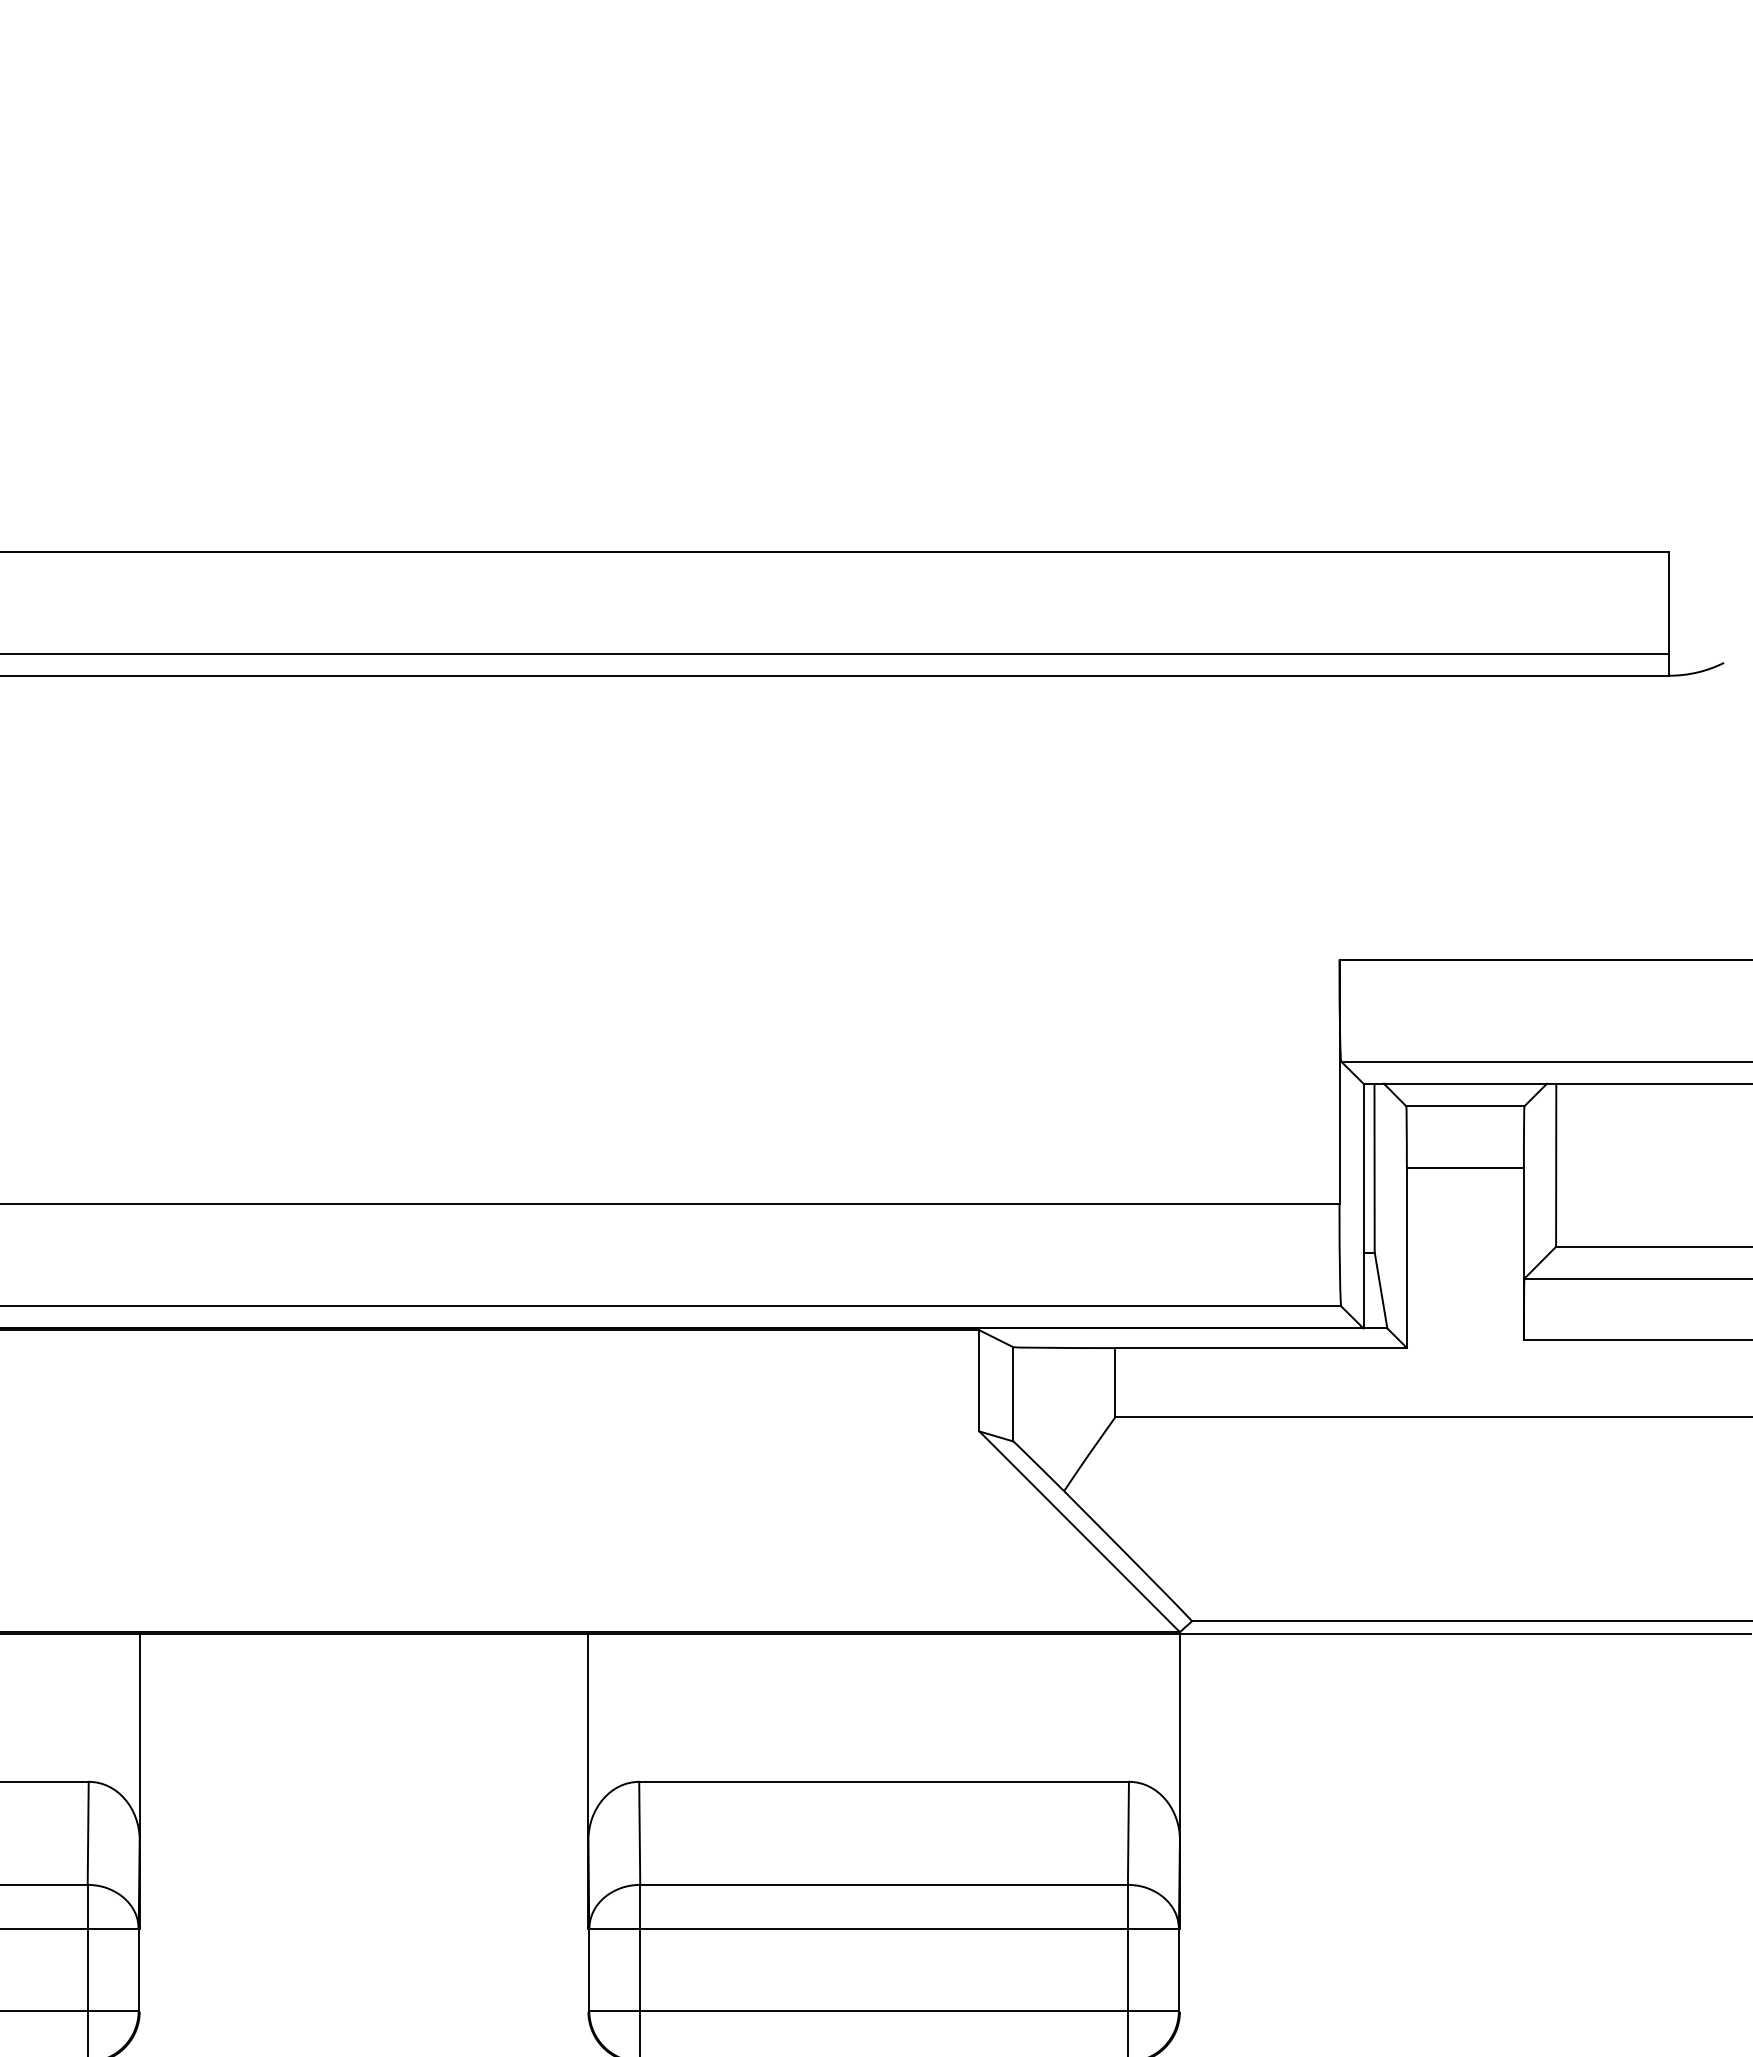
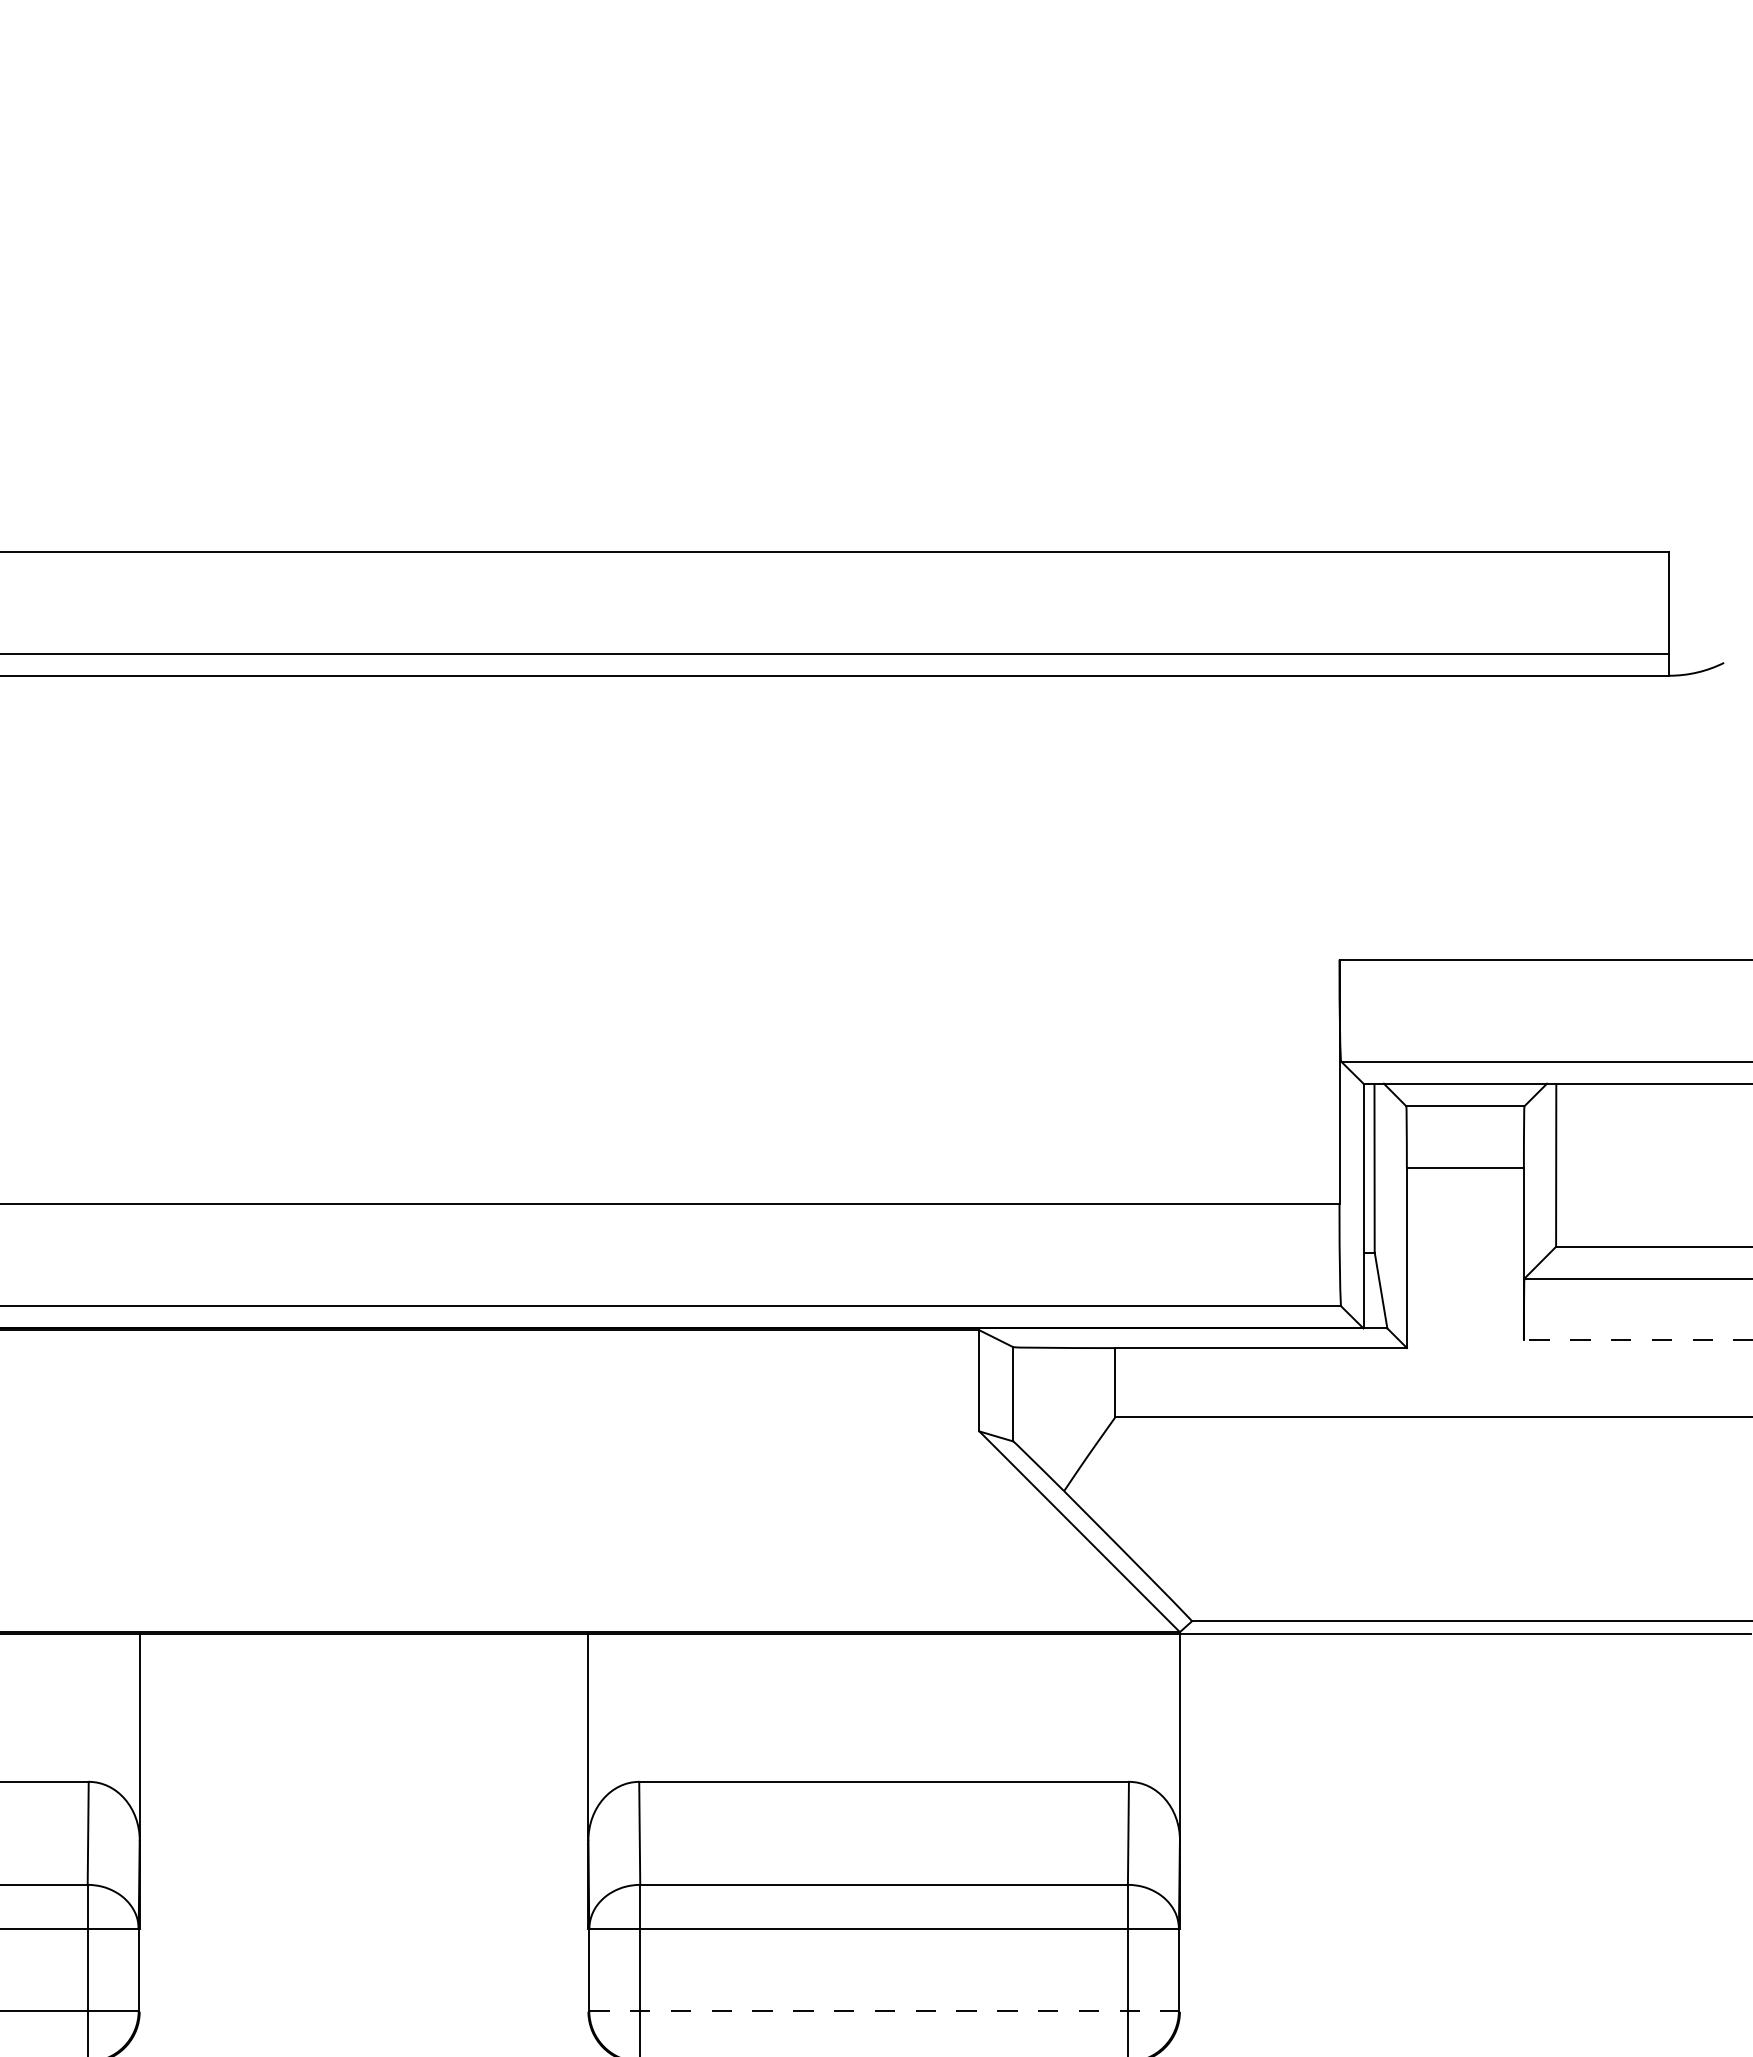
line: solid -> dashed (1637, 1339)
line: solid -> dashed (884, 2010)
